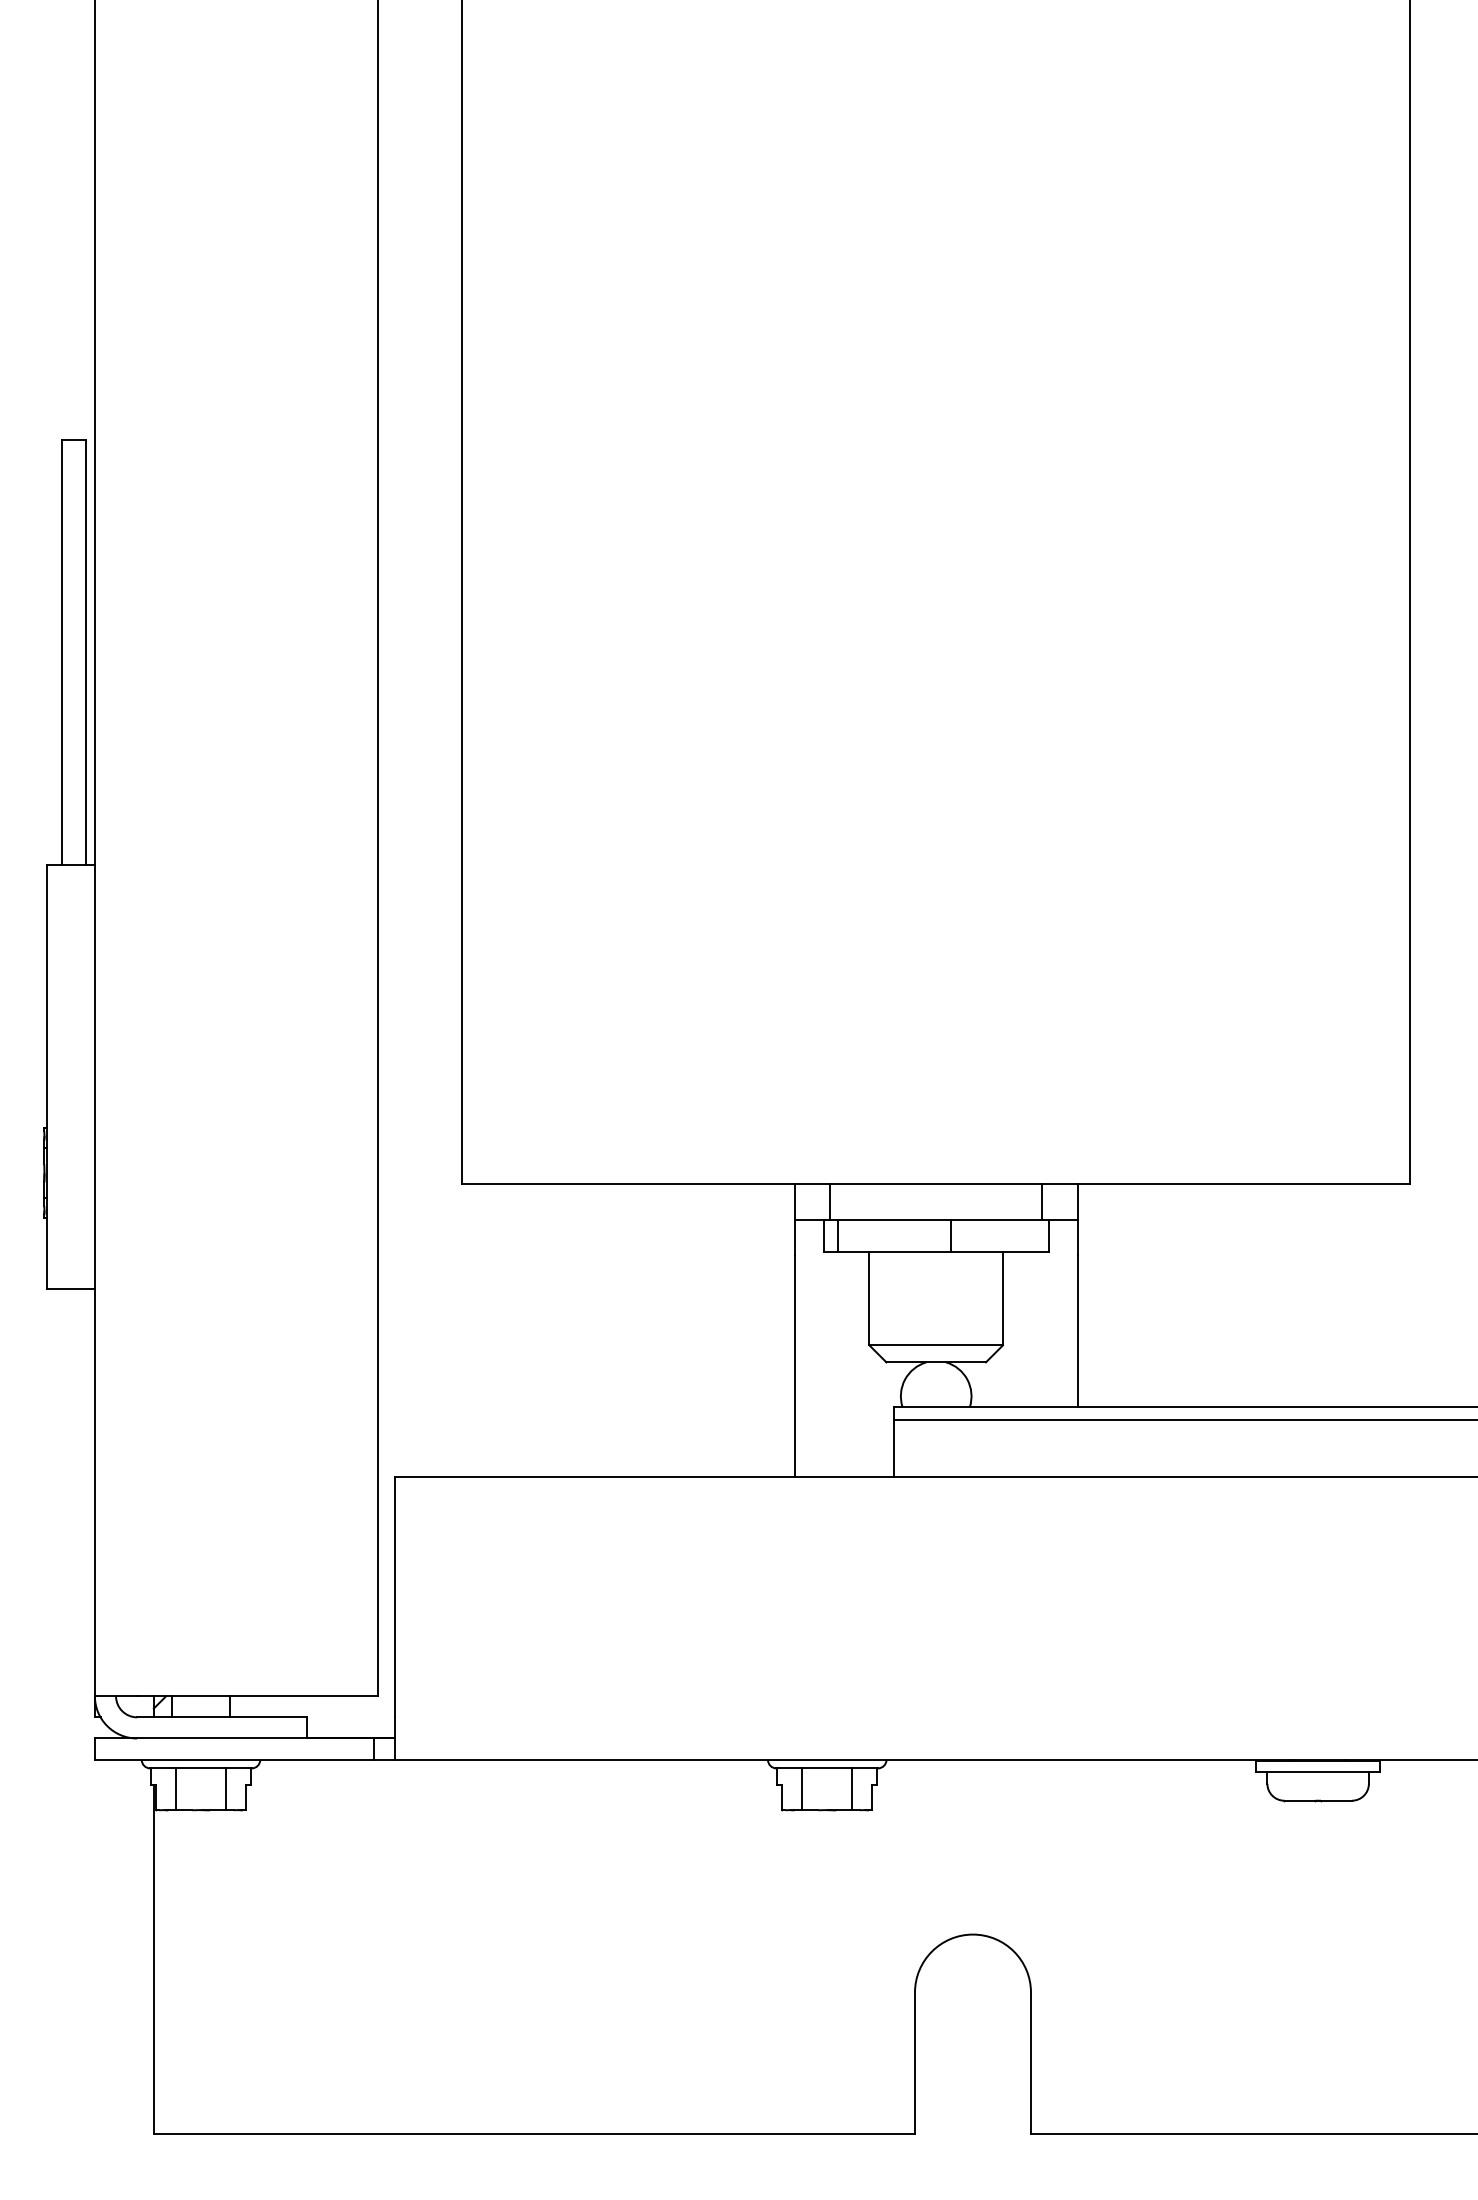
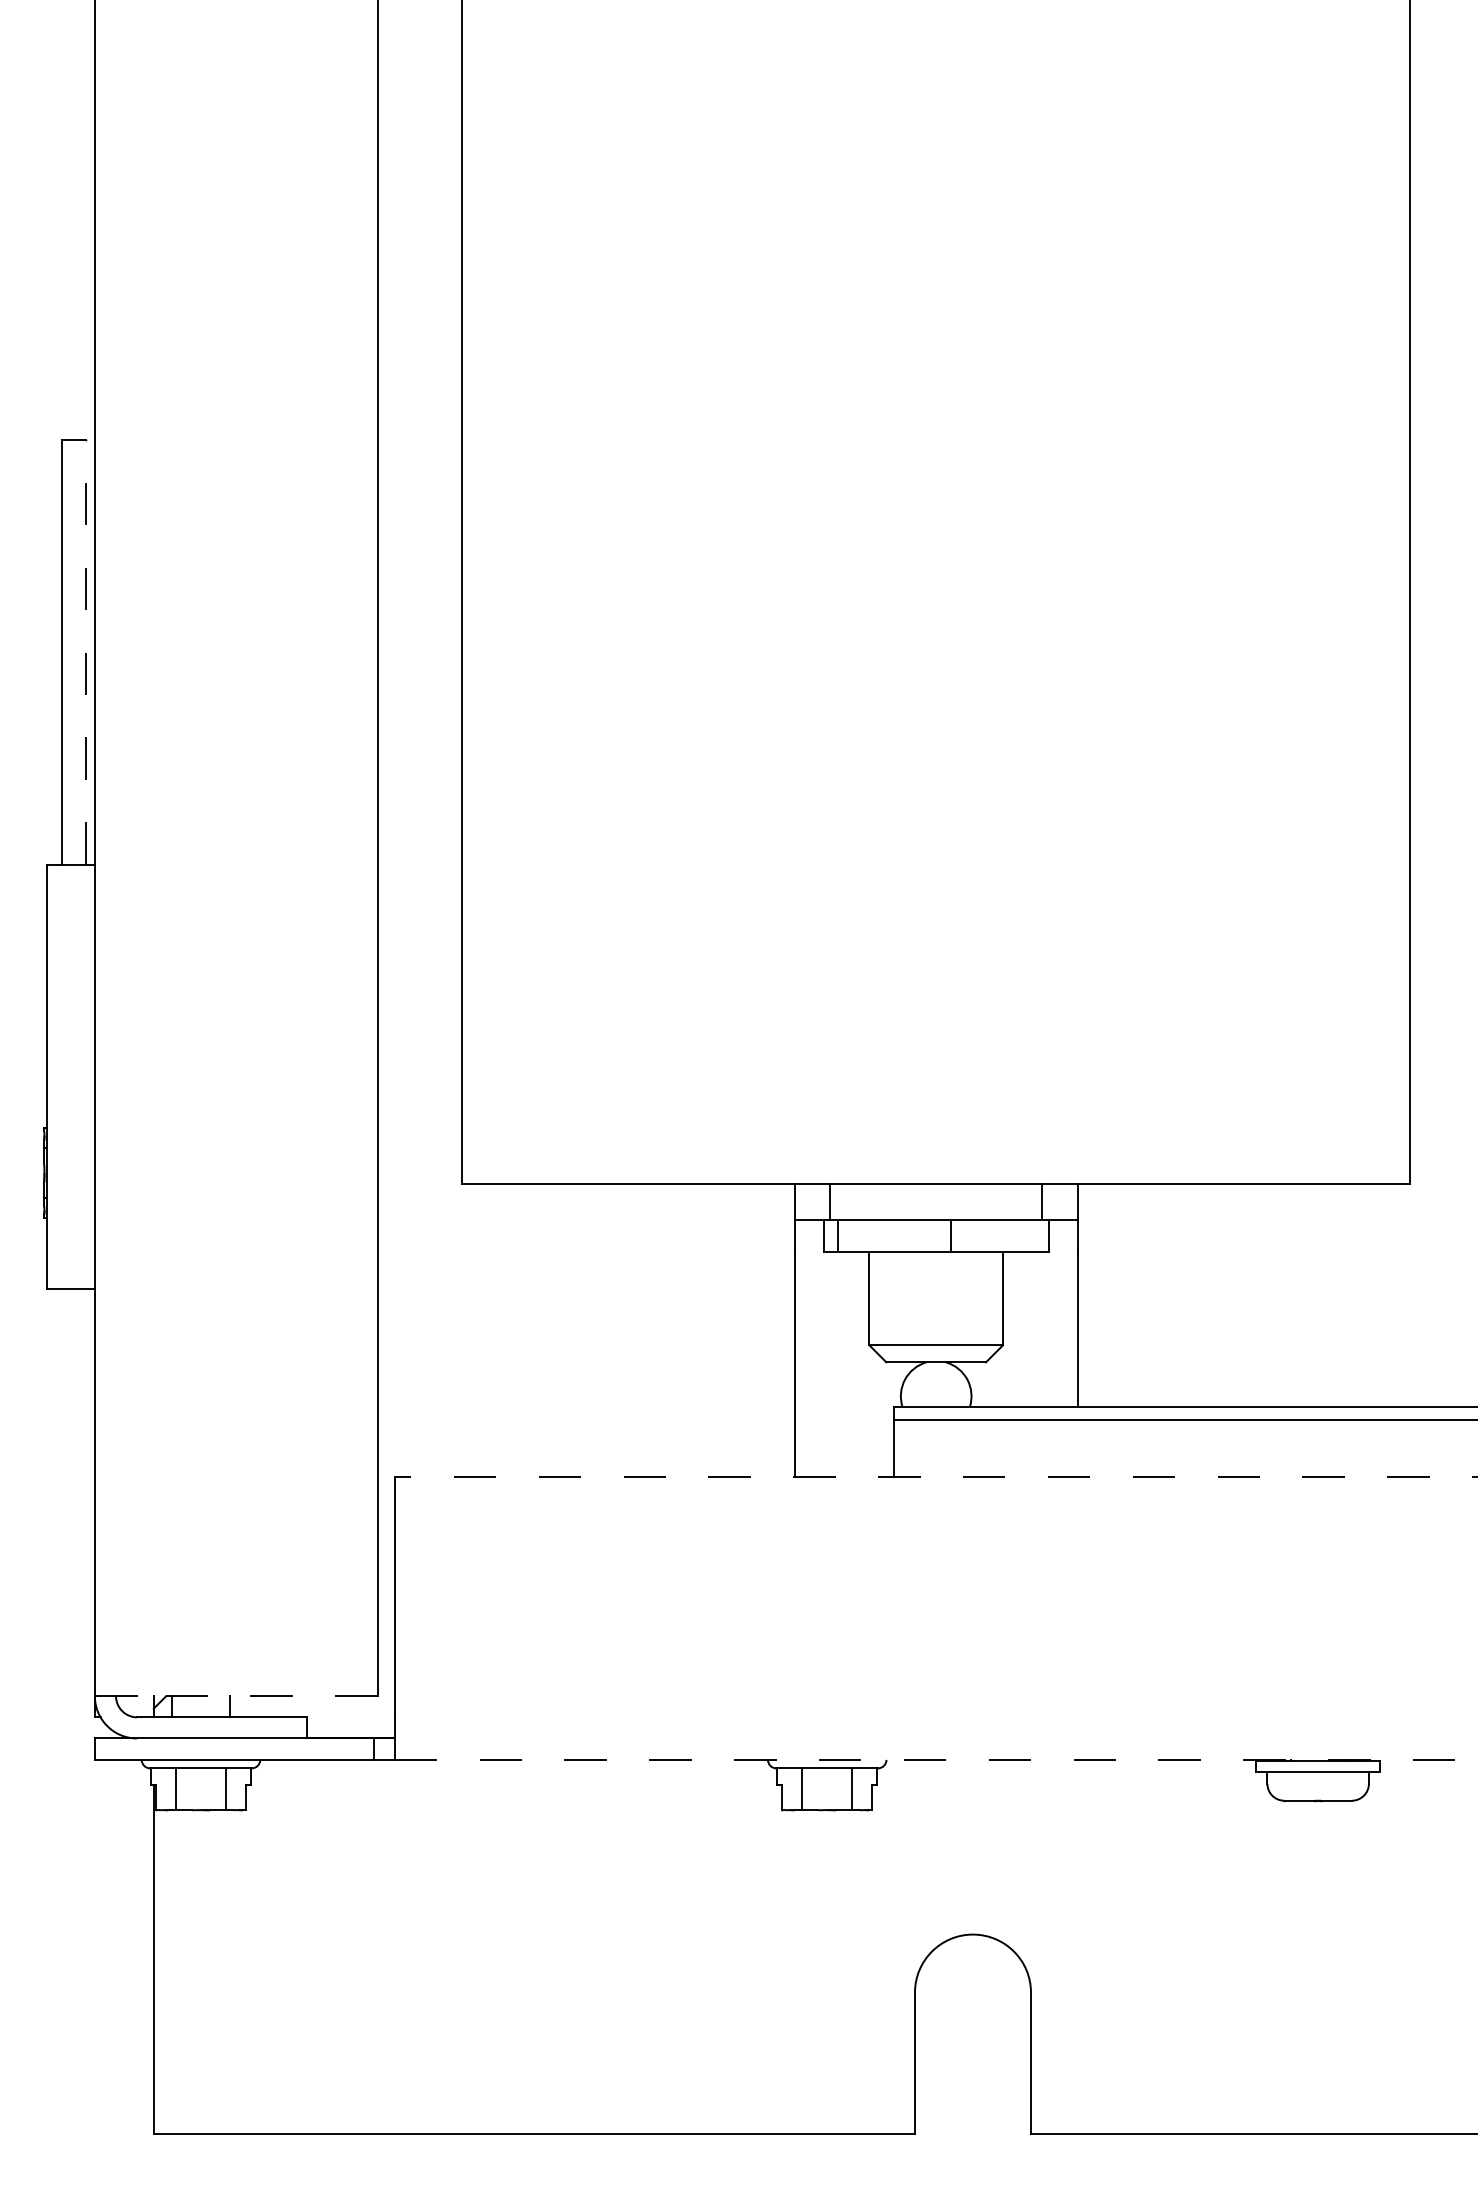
line: solid -> dashed (85, 652)
line: solid -> dashed (935, 1476)
line: solid -> dashed (256, 1696)
line: solid -> dashed (936, 1759)
